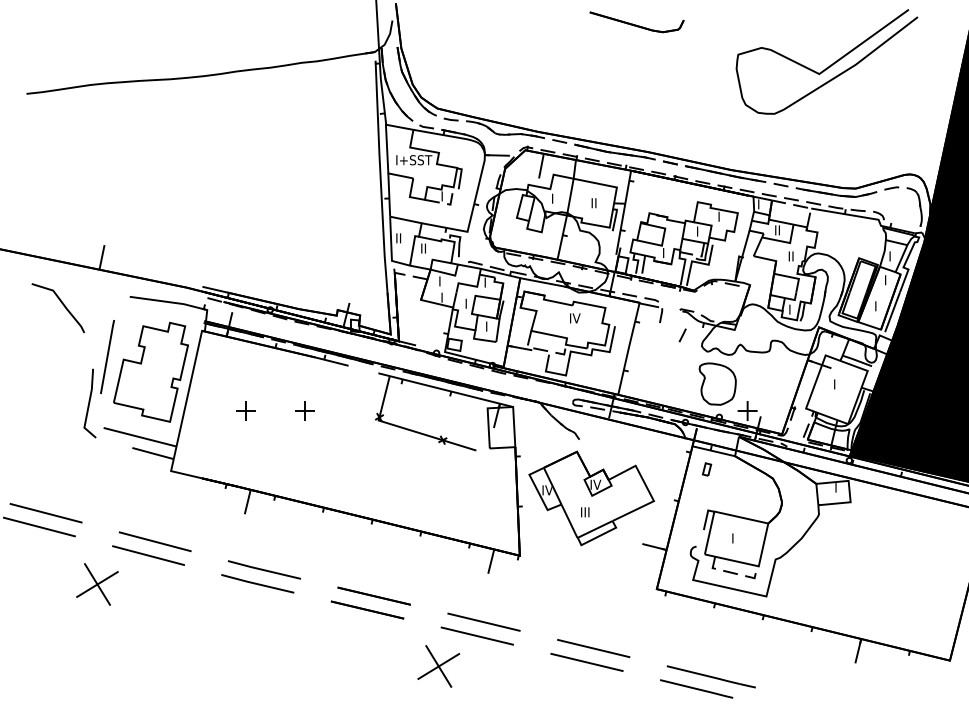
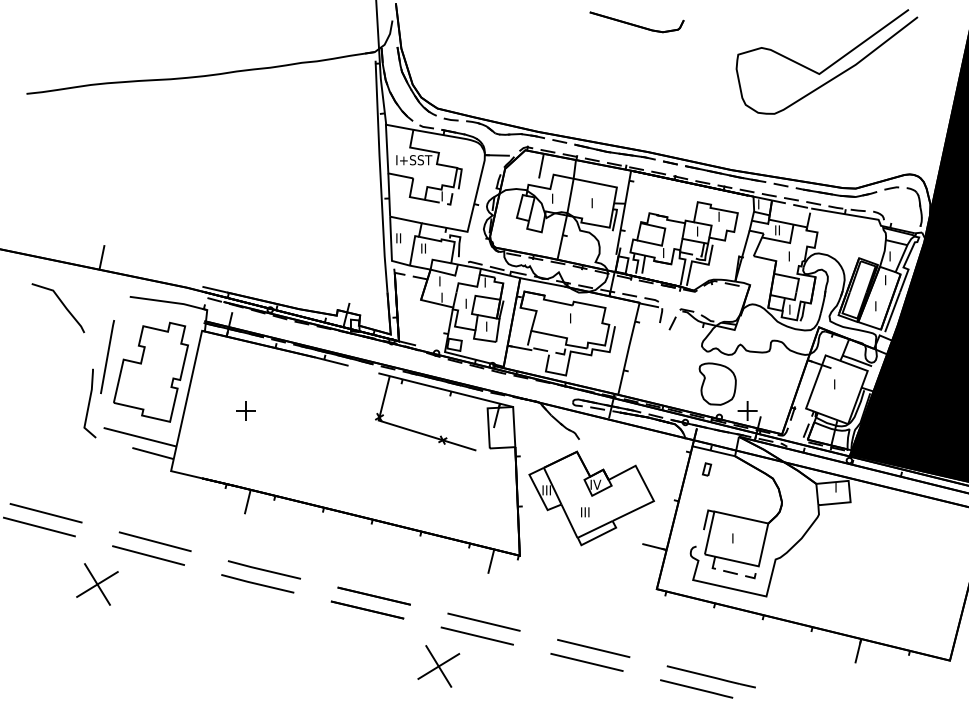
text: II -> I (595, 203)
text: II -> I (792, 256)
text: IV -> I (576, 318)
line position: (682, 335) -> (672, 323) (672, 323)
part: present -> none (304, 410)
text: IV -> III (548, 490)
